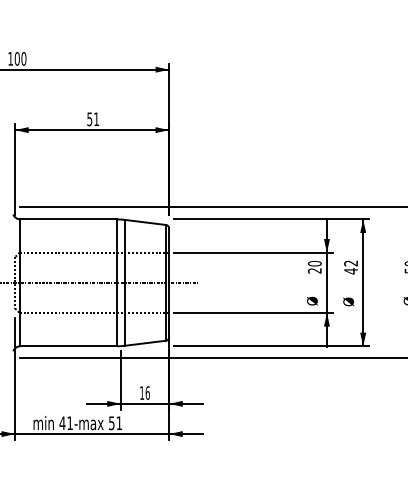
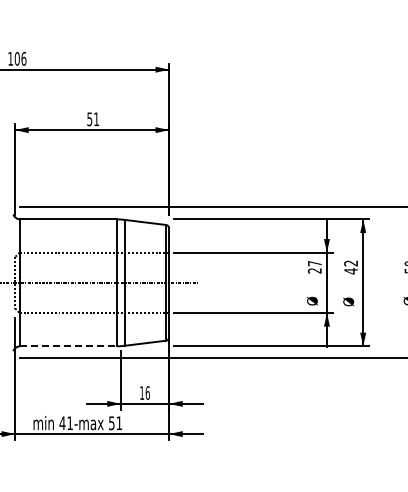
text: 100 -> 106 (23, 58)
text: 20 -> 27 (314, 263)
line: solid -> dashed (69, 346)
